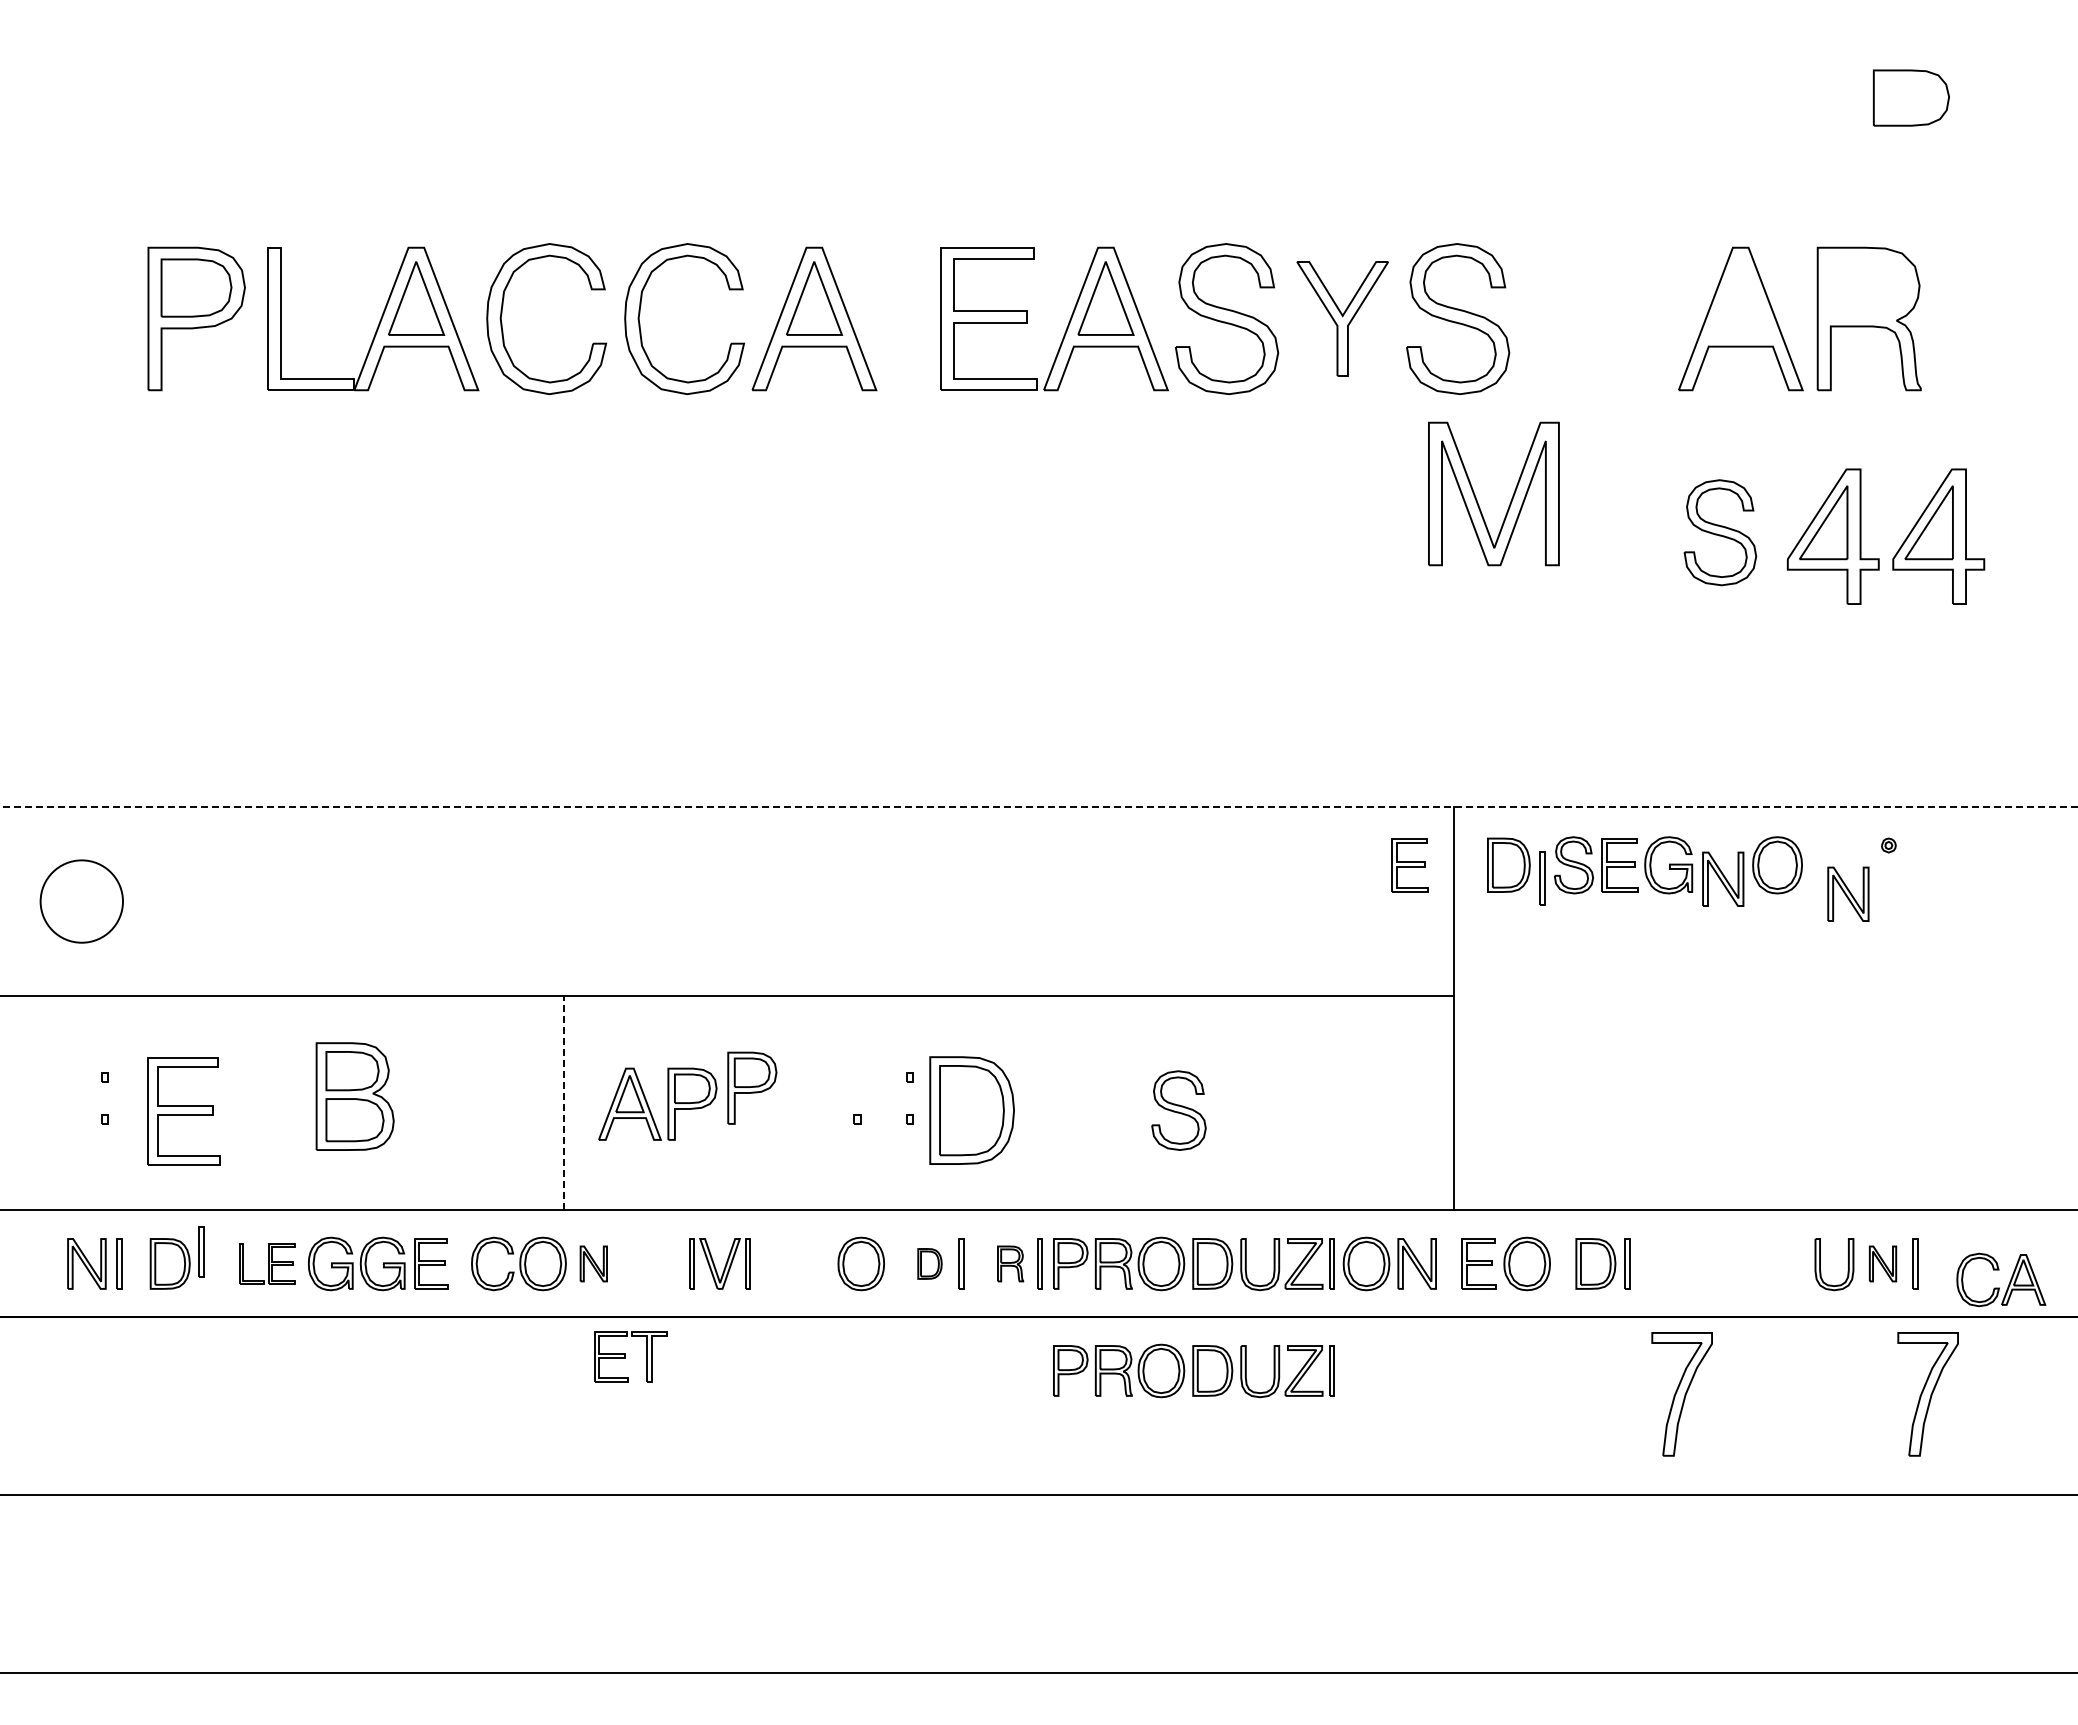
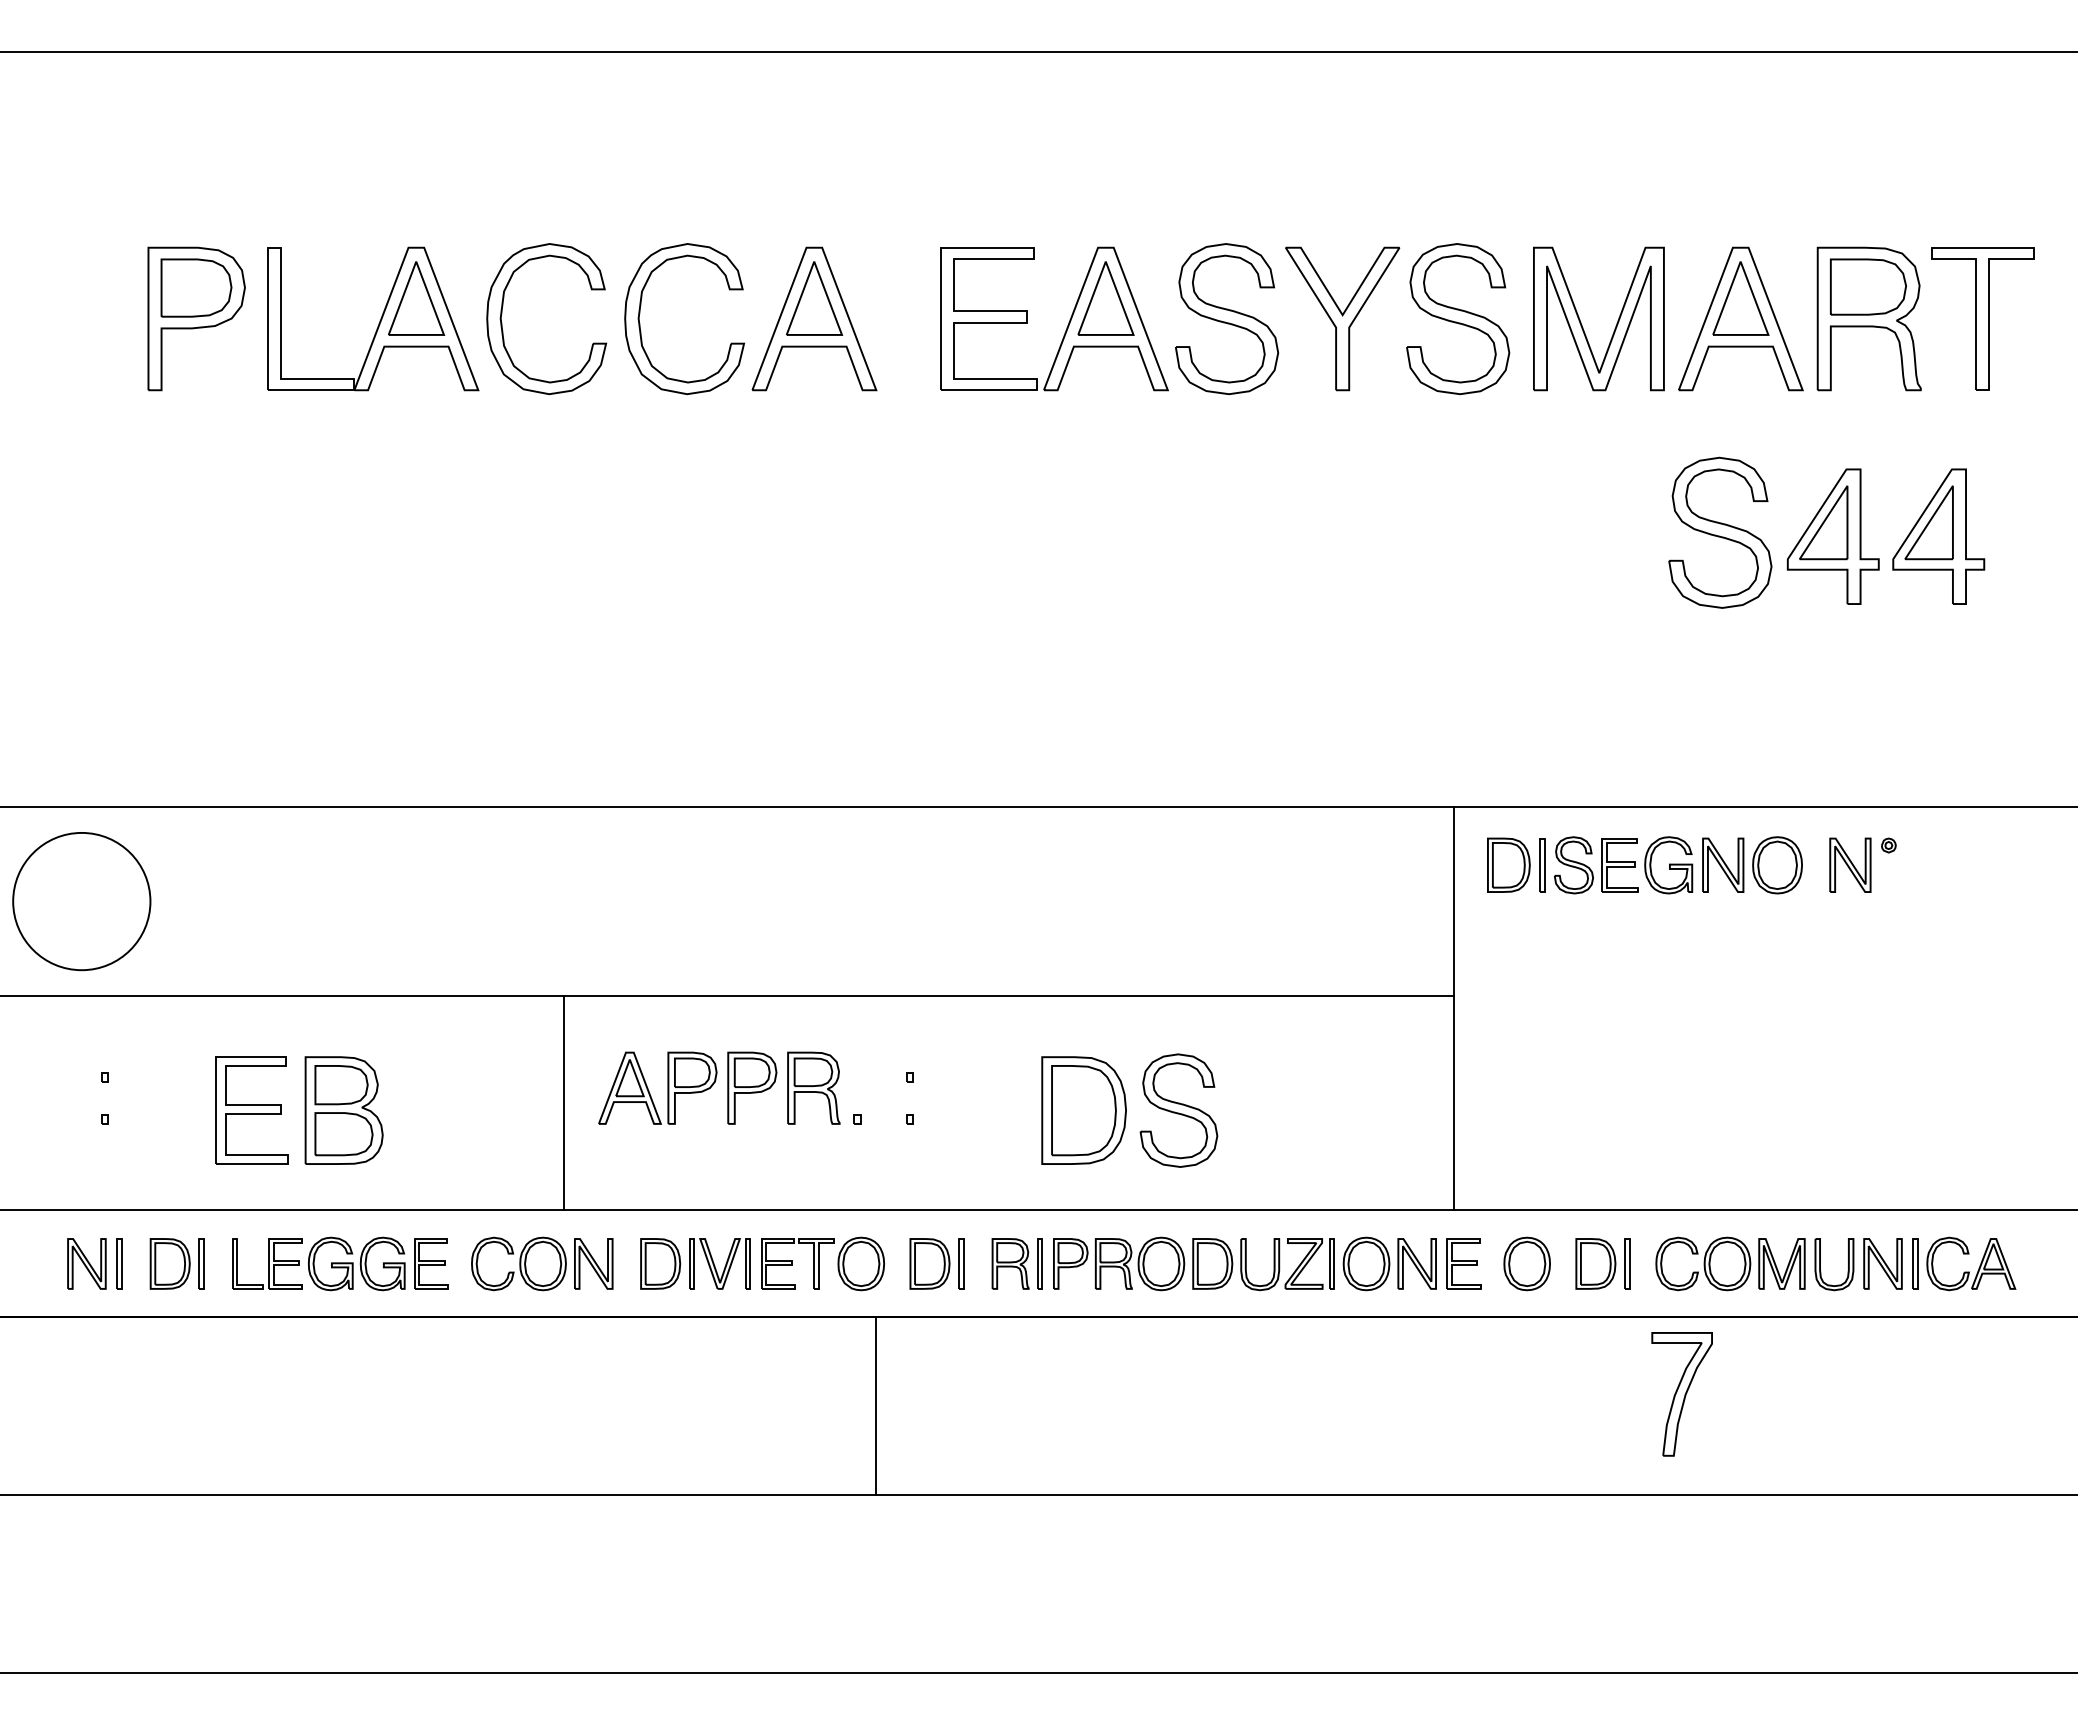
line: none -> present (1038, 51)
part position: (1911, 97) -> (1868, 286) (1868, 286)
part: none -> present (1740, 298)
part size: 93x116 px -> 116x146 px (1342, 318)
part: none -> present (1982, 318)
part position: (1477, 499) -> (1582, 324) (1582, 324)
part size: 75x108 px -> 105x153 px (1720, 532)
line: dashed -> solid (1039, 807)
part: present -> none (1409, 865)
part position: (1542, 878) -> (1542, 865) (1542, 865)
part position: (1723, 878) -> (1723, 864) (1723, 864)
part position: (1848, 893) -> (1850, 864) (1850, 864)
circle diameter: 82 px -> 137 px (81, 901)
part: none -> present (813, 1087)
part position: (354, 1096) -> (343, 1110) (343, 1110)
line: dashed -> solid (563, 1102)
part position: (649, 1106) -> (649, 1090) (649, 1090)
part position: (971, 1110) -> (1083, 1110) (1083, 1110)
part size: 56x81 px -> 80x115 px (1178, 1110)
part position: (183, 1111) -> (251, 1110) (251, 1110)
part position: (201, 1251) -> (201, 1263) (201, 1263)
part size: 57x42 px -> 71x52 px (267, 1263)
part size: 29x38 px -> 40x52 px (593, 1263)
part: none -> present (660, 1263)
part size: 26x32 px -> 42x52 px (929, 1263)
part size: 28x38 px -> 39x52 px (1010, 1263)
part position: (1478, 1263) -> (1463, 1263) (1463, 1263)
part: none -> present (1730, 1263)
part size: 29x38 px -> 40x52 px (1882, 1263)
part position: (2009, 1281) -> (1979, 1265) (1979, 1265)
part position: (630, 1356) -> (797, 1263) (797, 1263)
part: present -> none (1193, 1370)
part: present -> none (1927, 1394)
line: none -> present (875, 1405)
